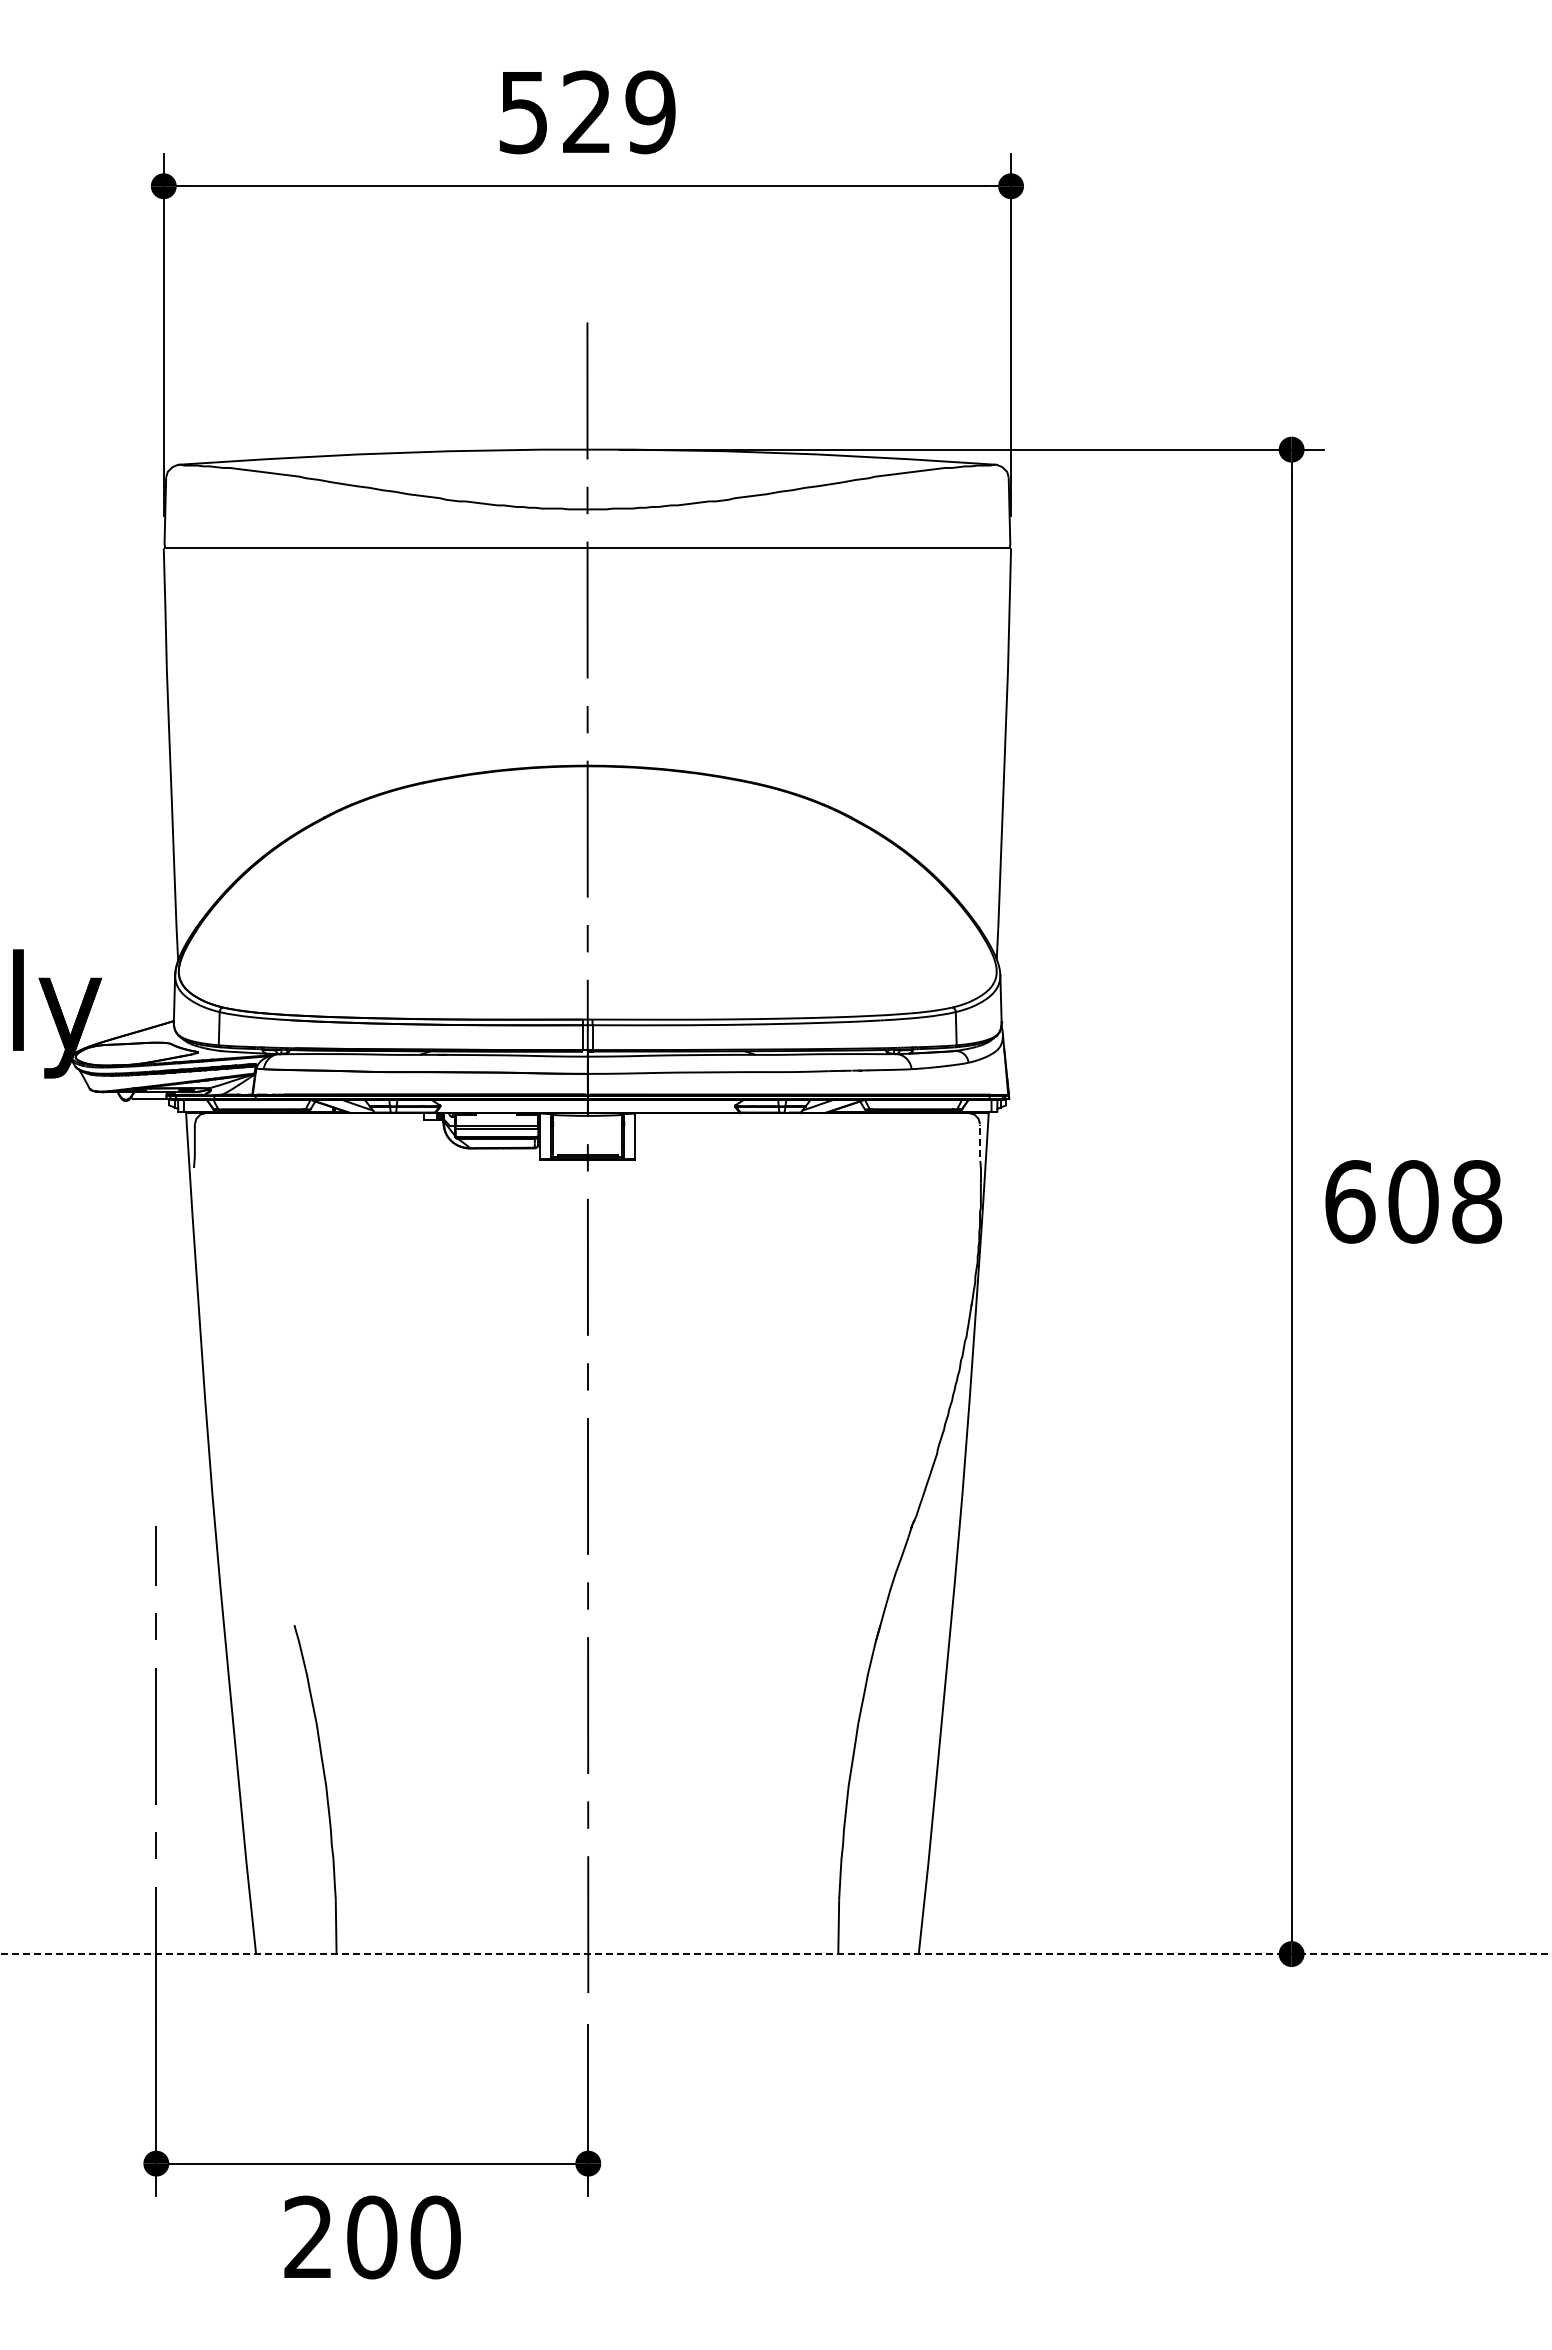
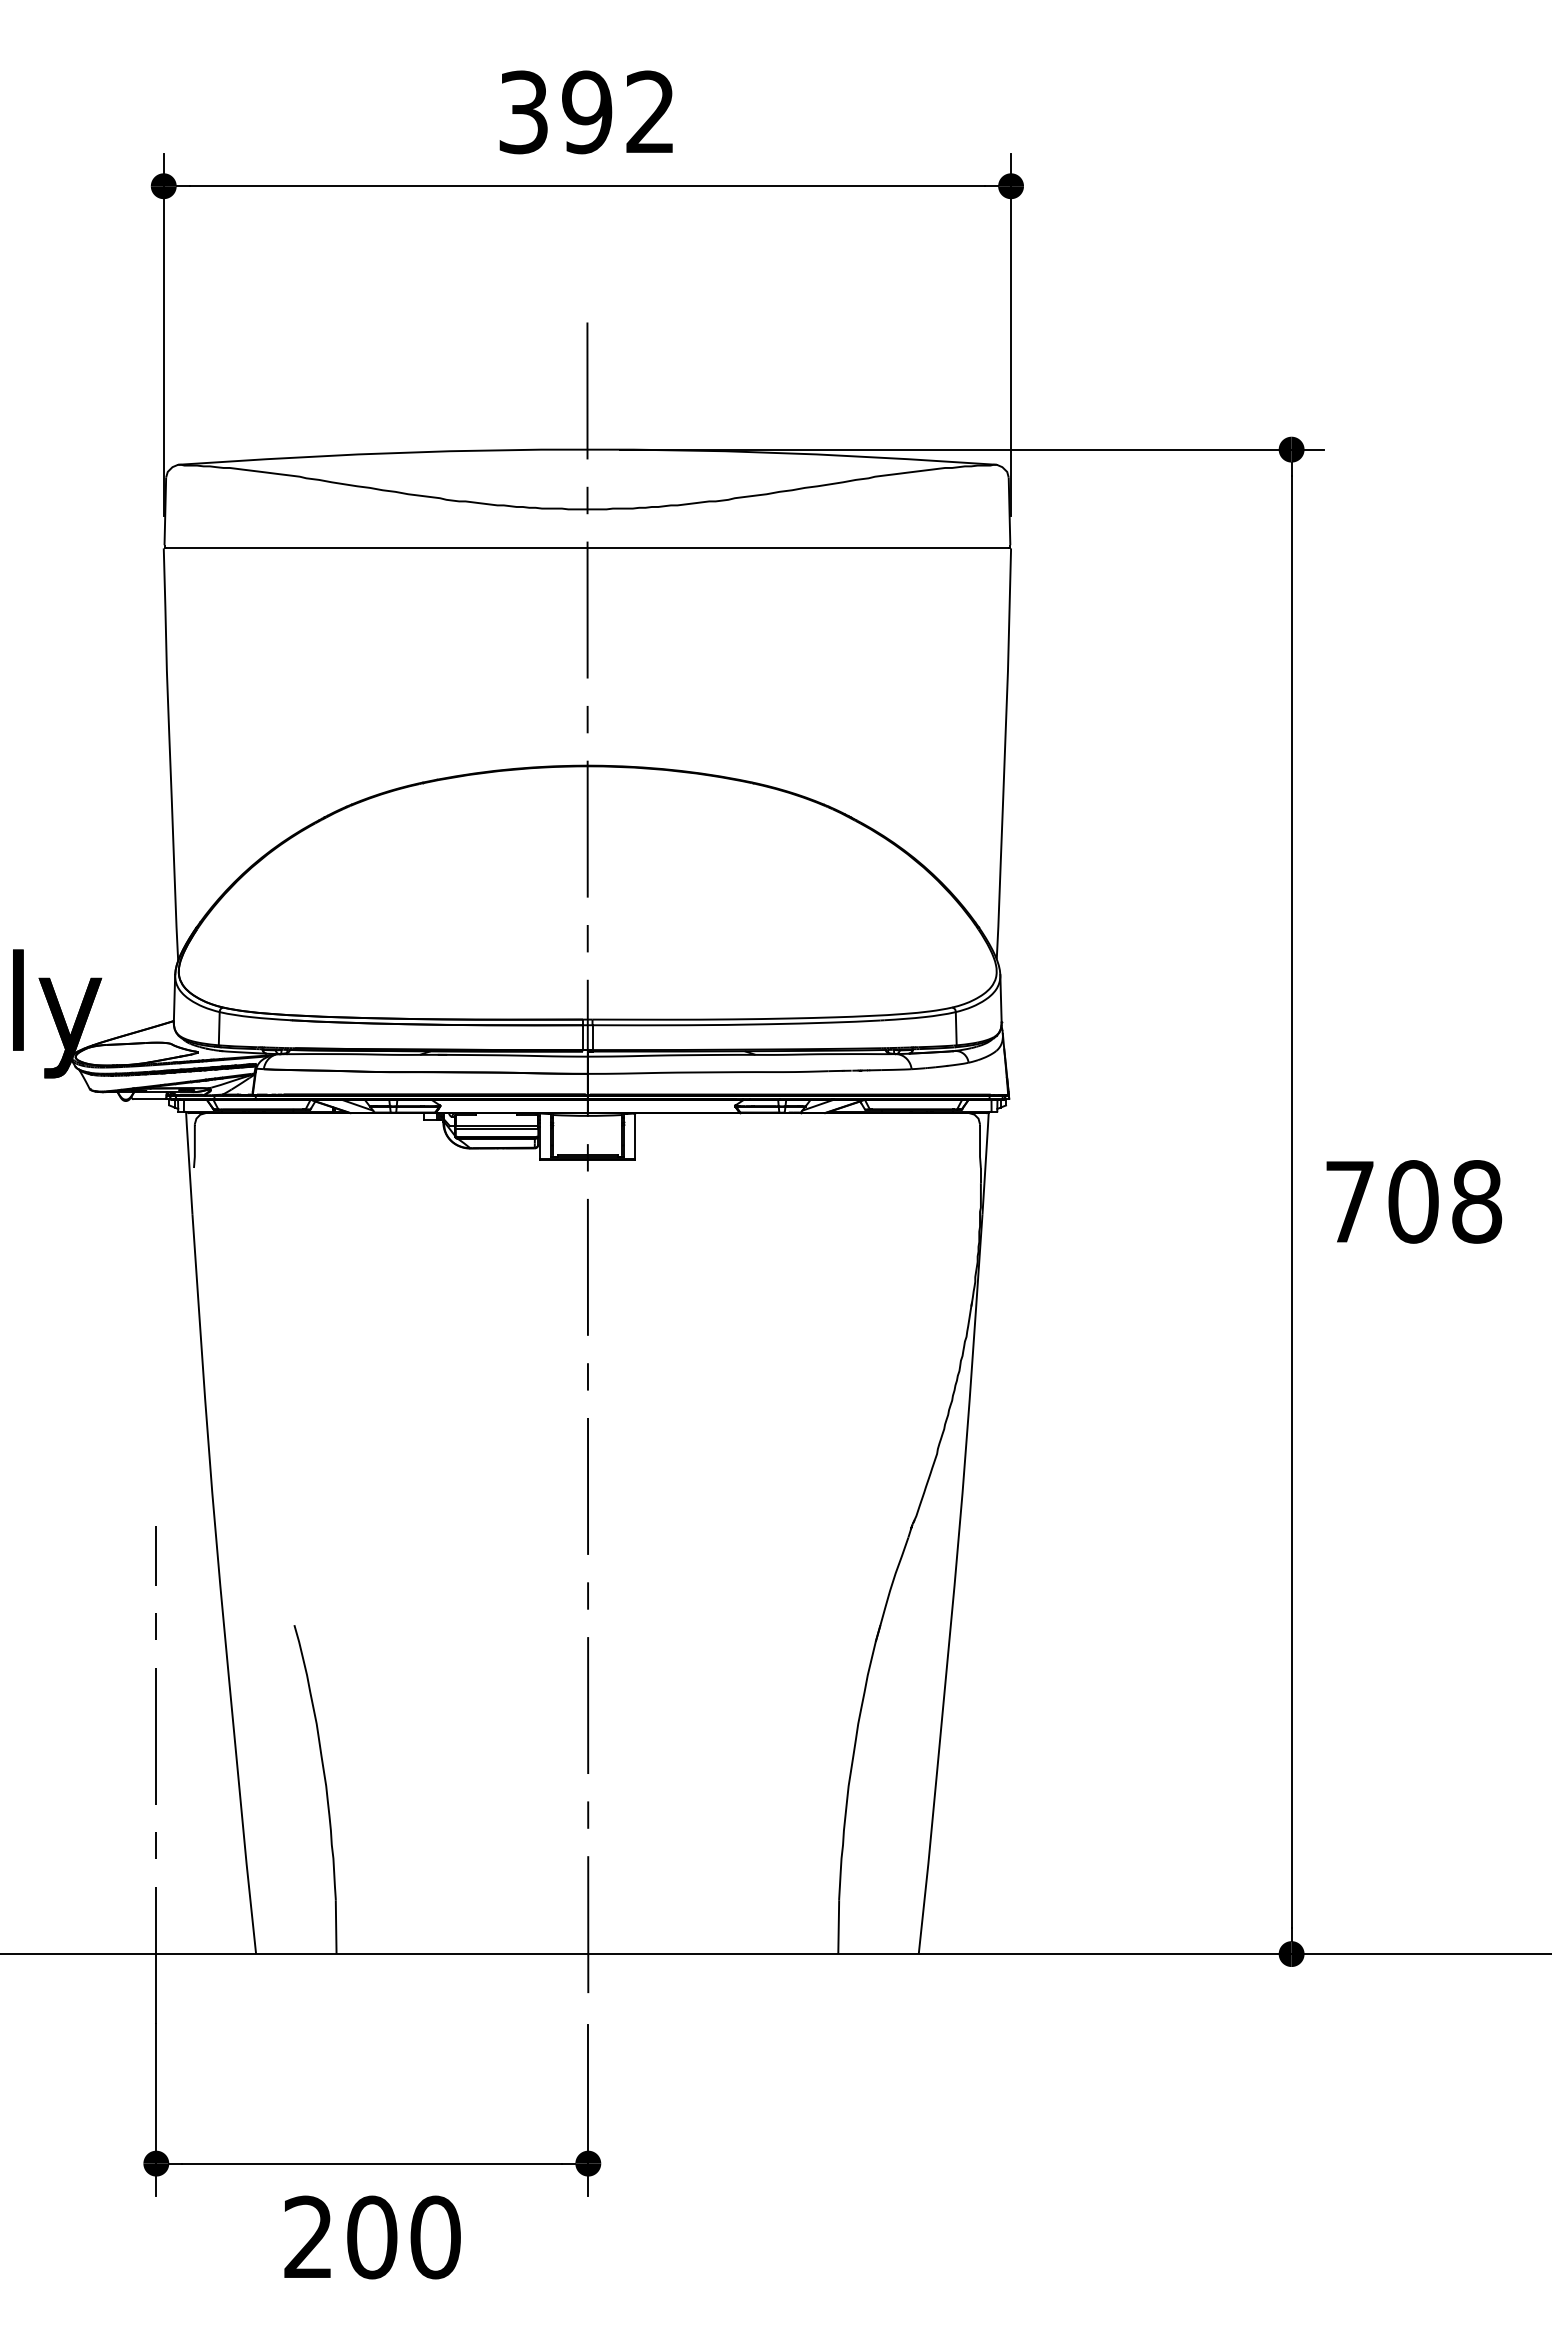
text: 529 -> 392 (587, 112)
line: dashed -> solid (980, 1146)
text: 608 -> 708 (1350, 1201)
line: dashed -> solid (776, 1954)
